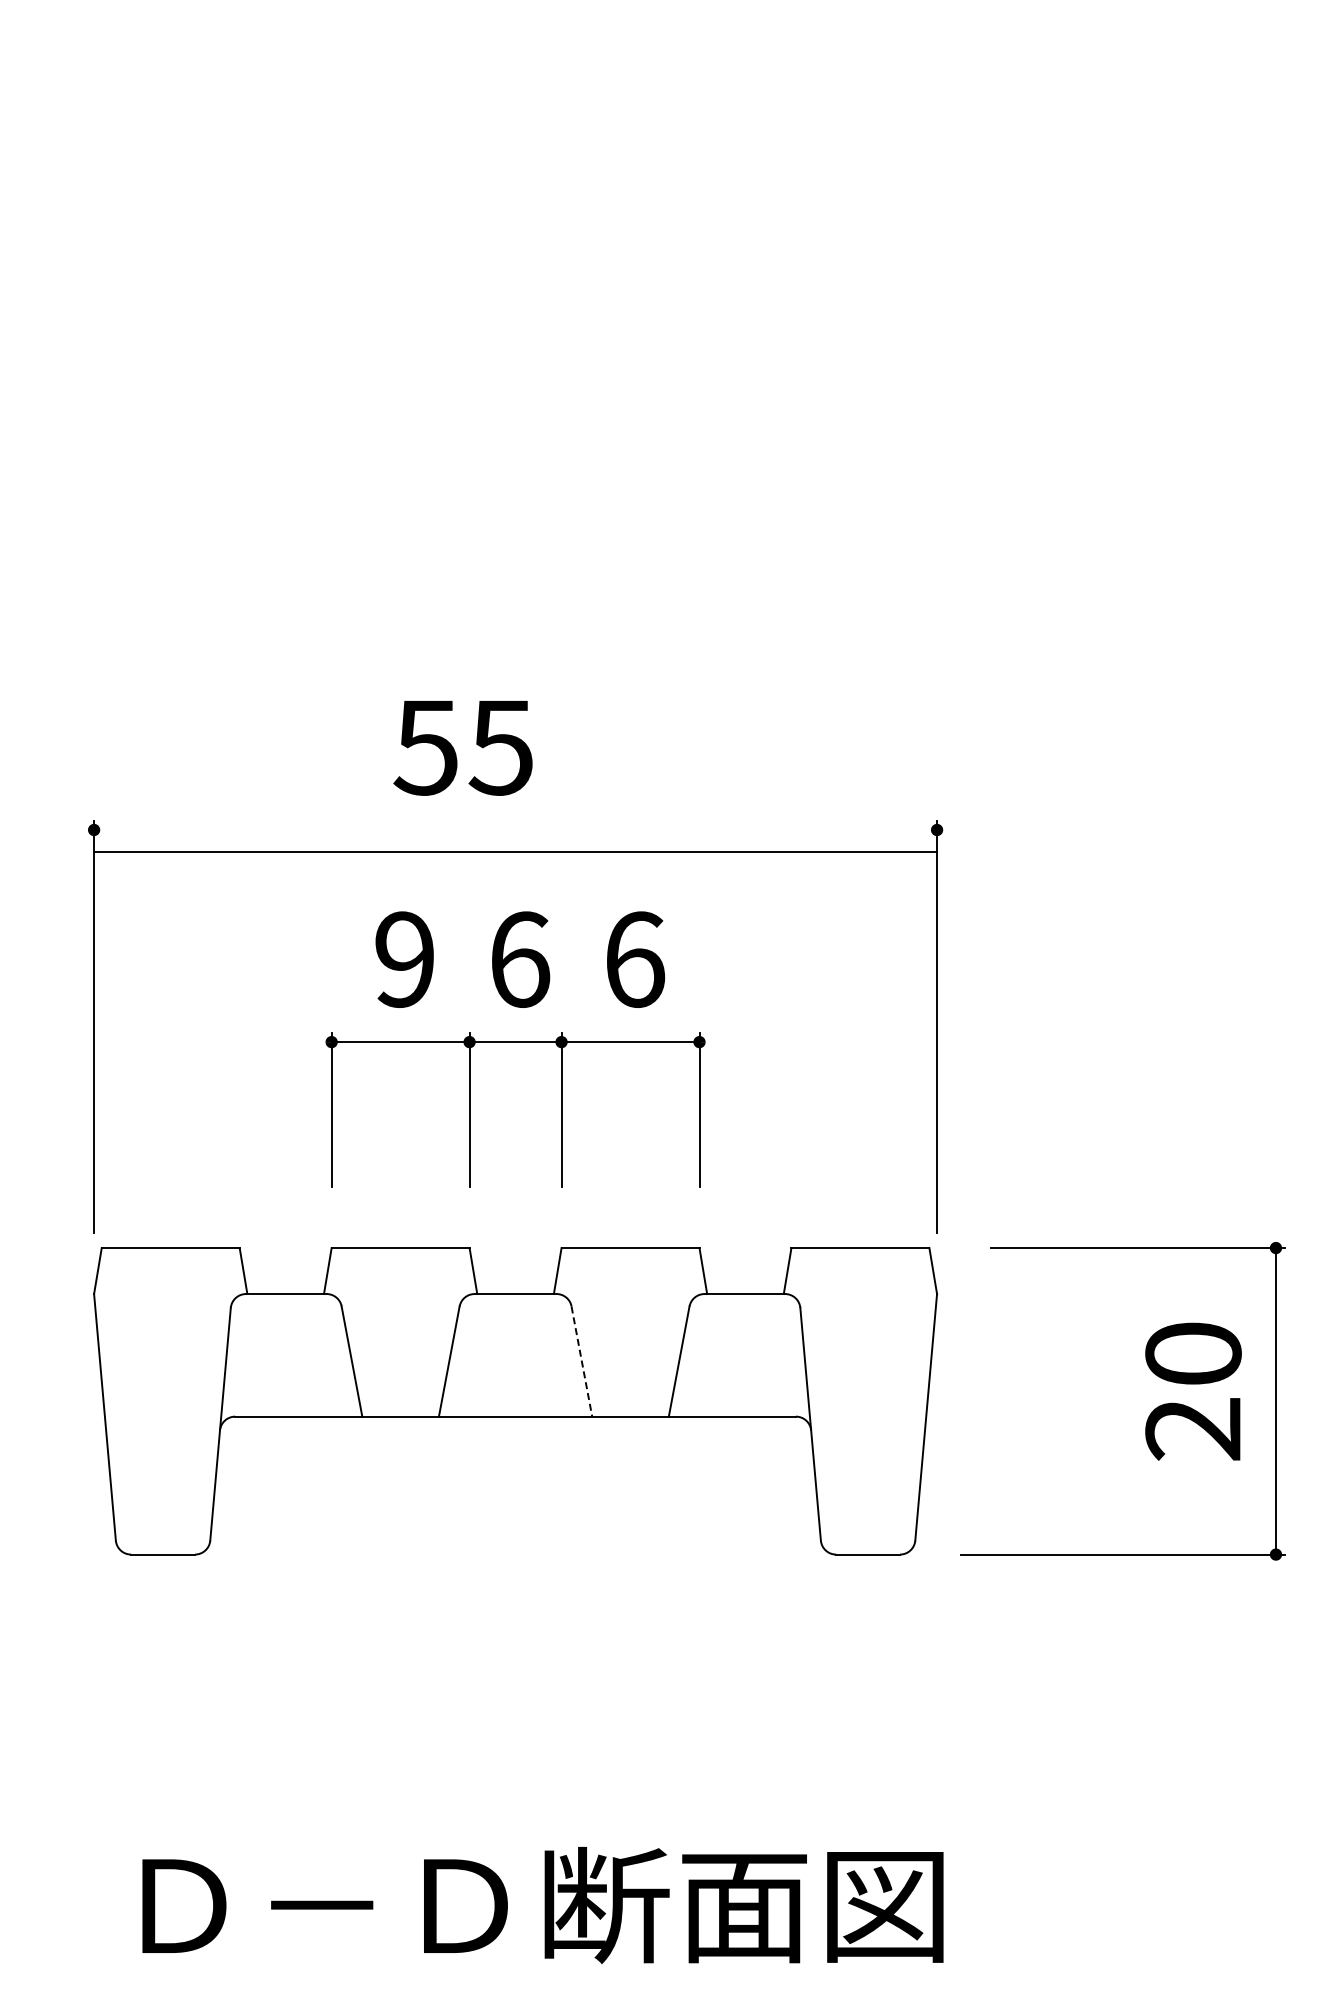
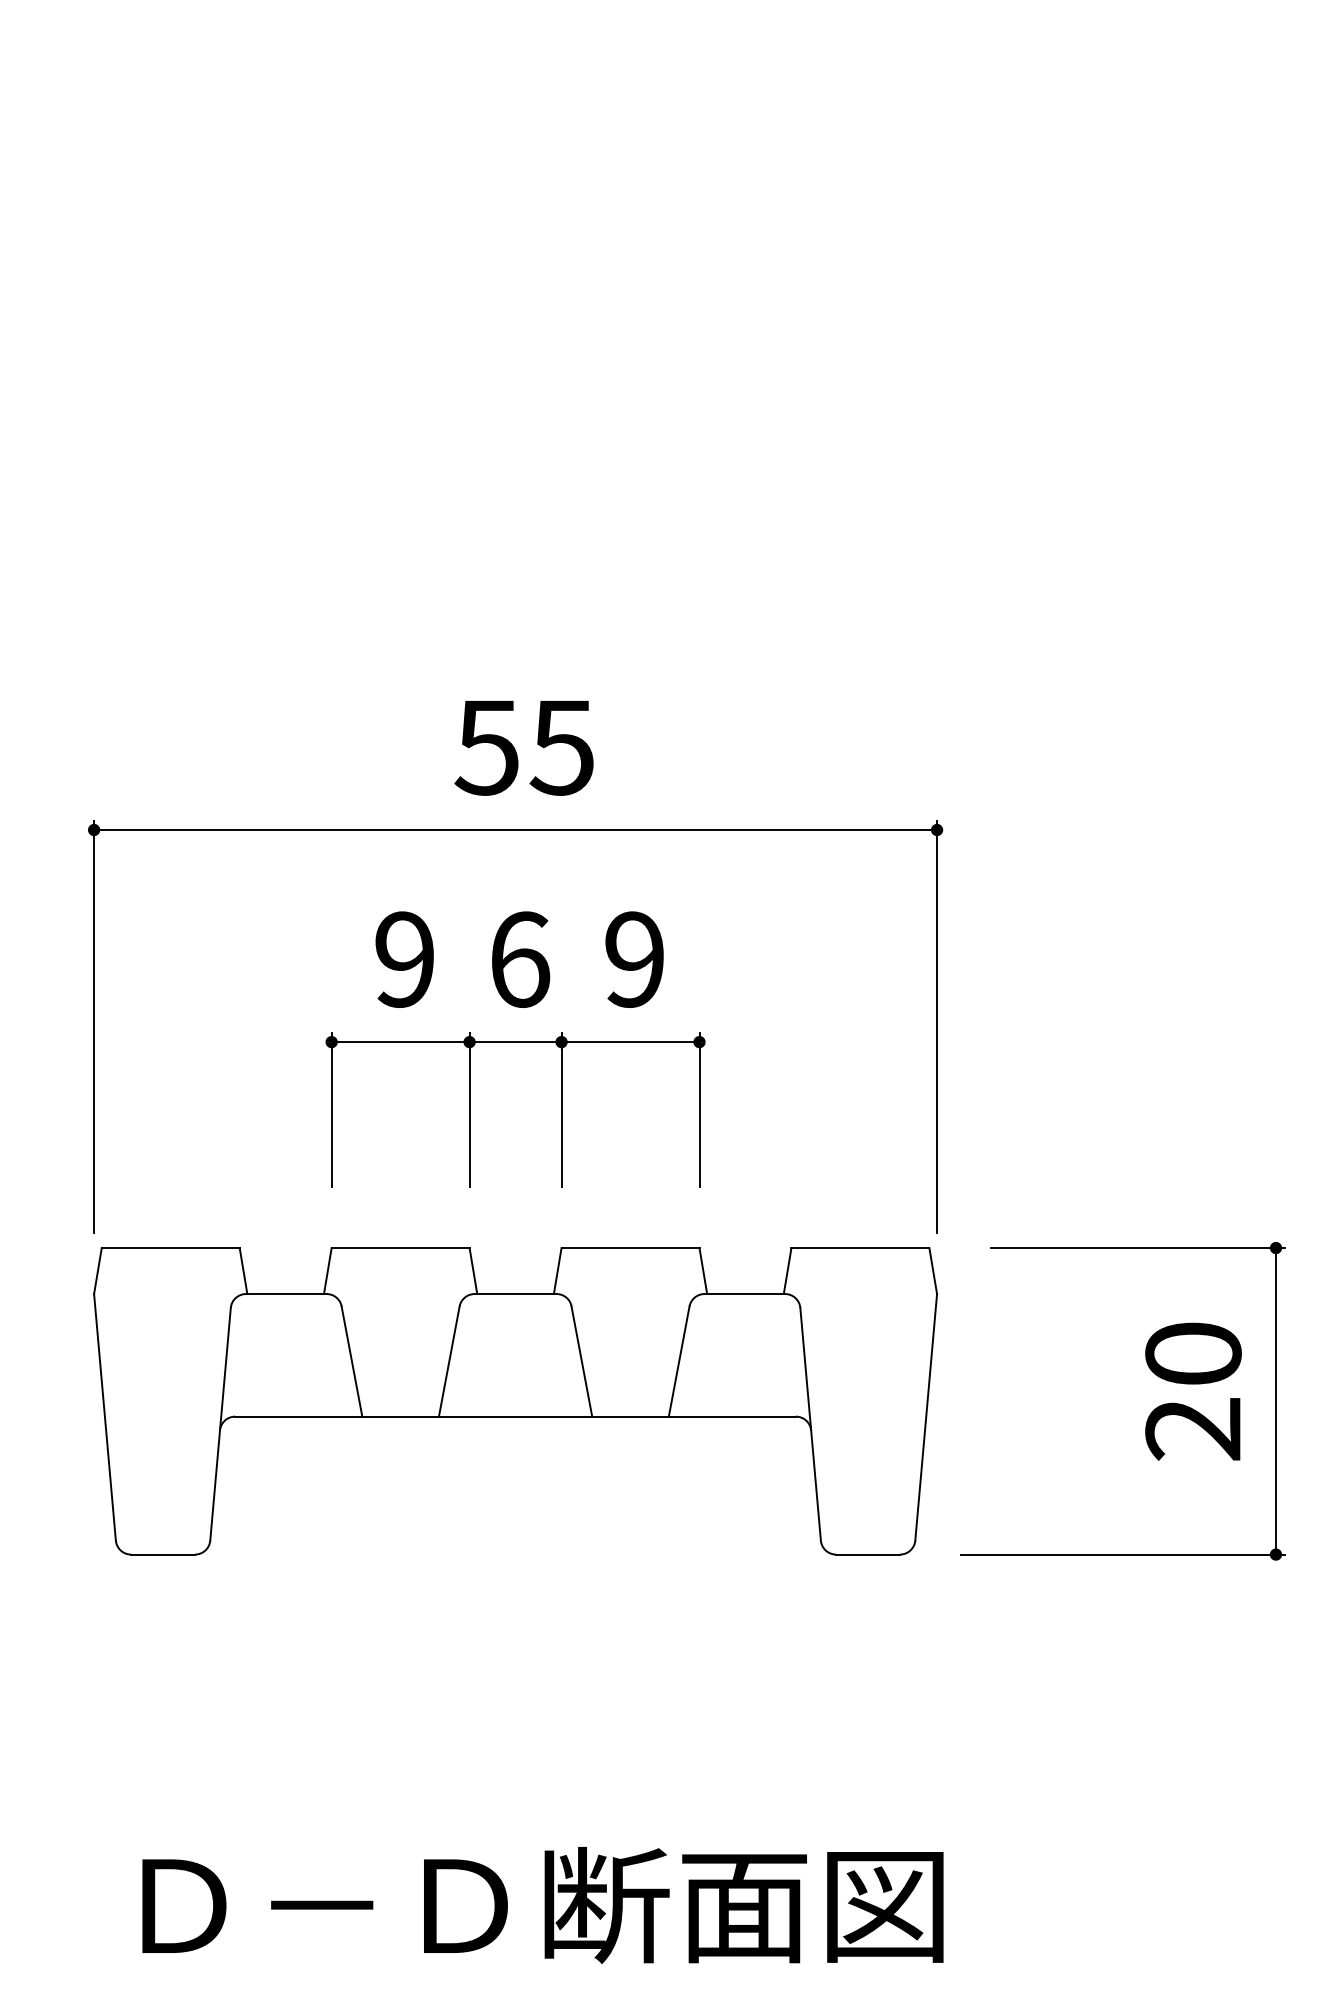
text position: (462, 748) -> (523, 748) (523, 748)
line position: (515, 852) -> (515, 830) (515, 830)
text: 6 -> 9 (635, 959)
line: dashed -> solid (581, 1362)
